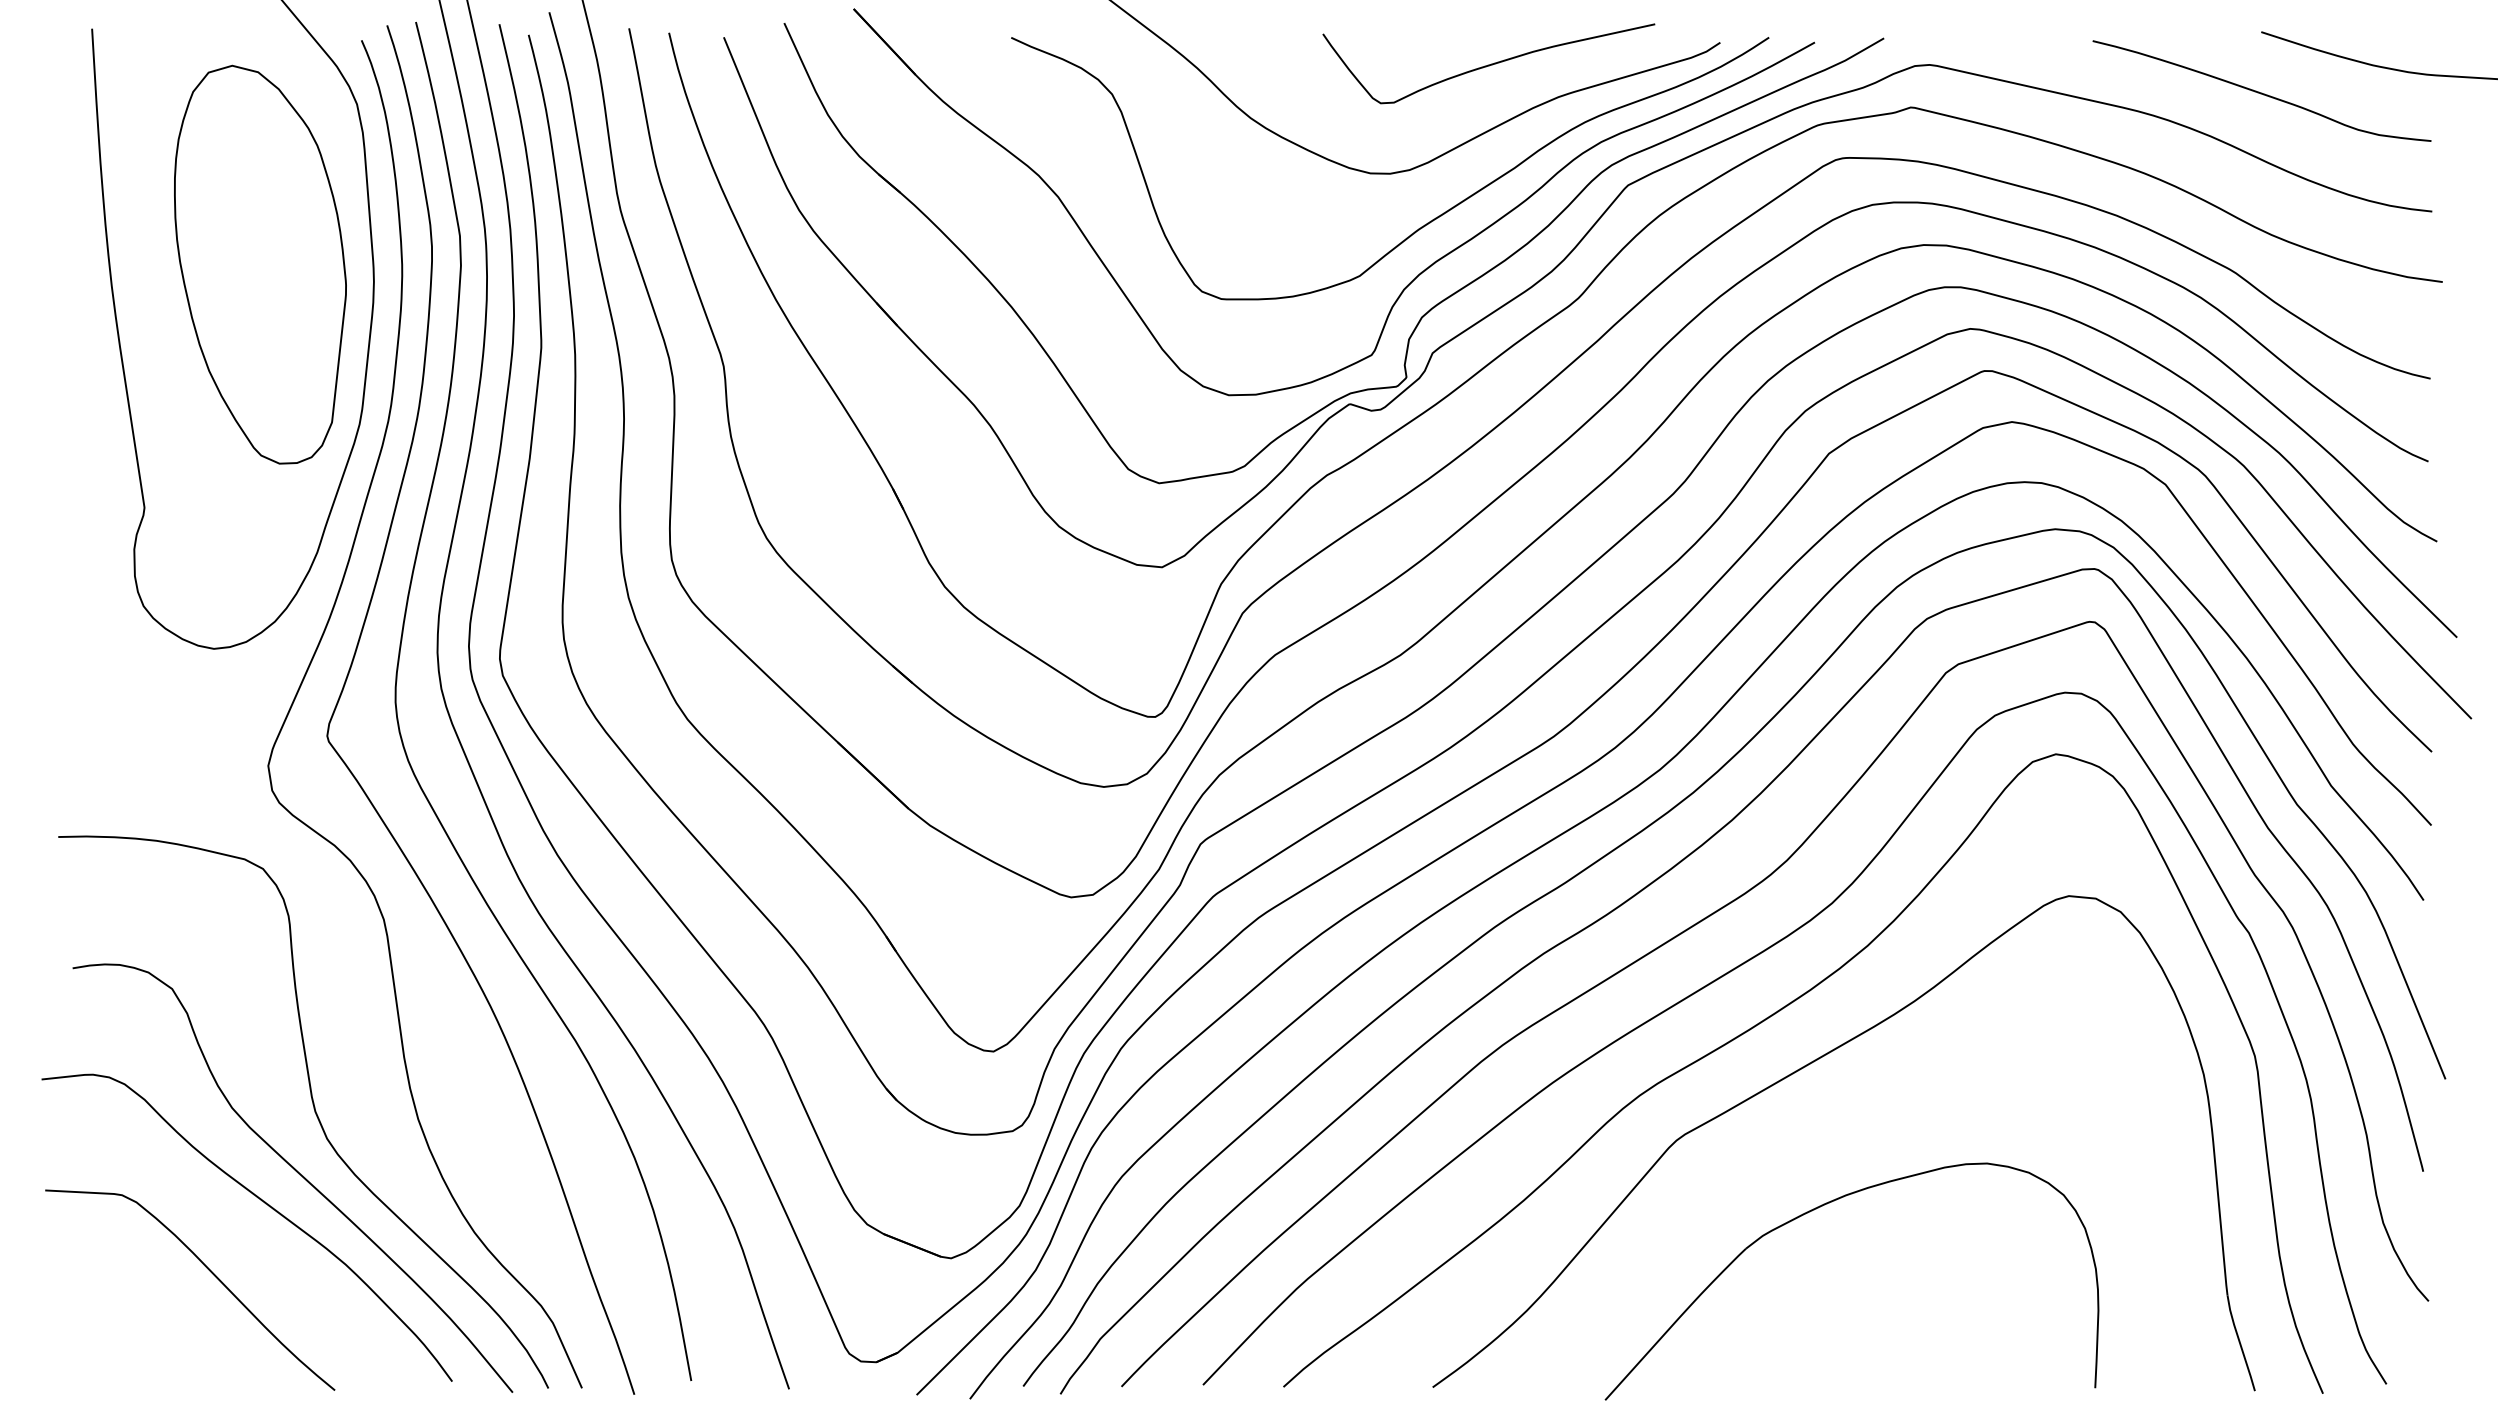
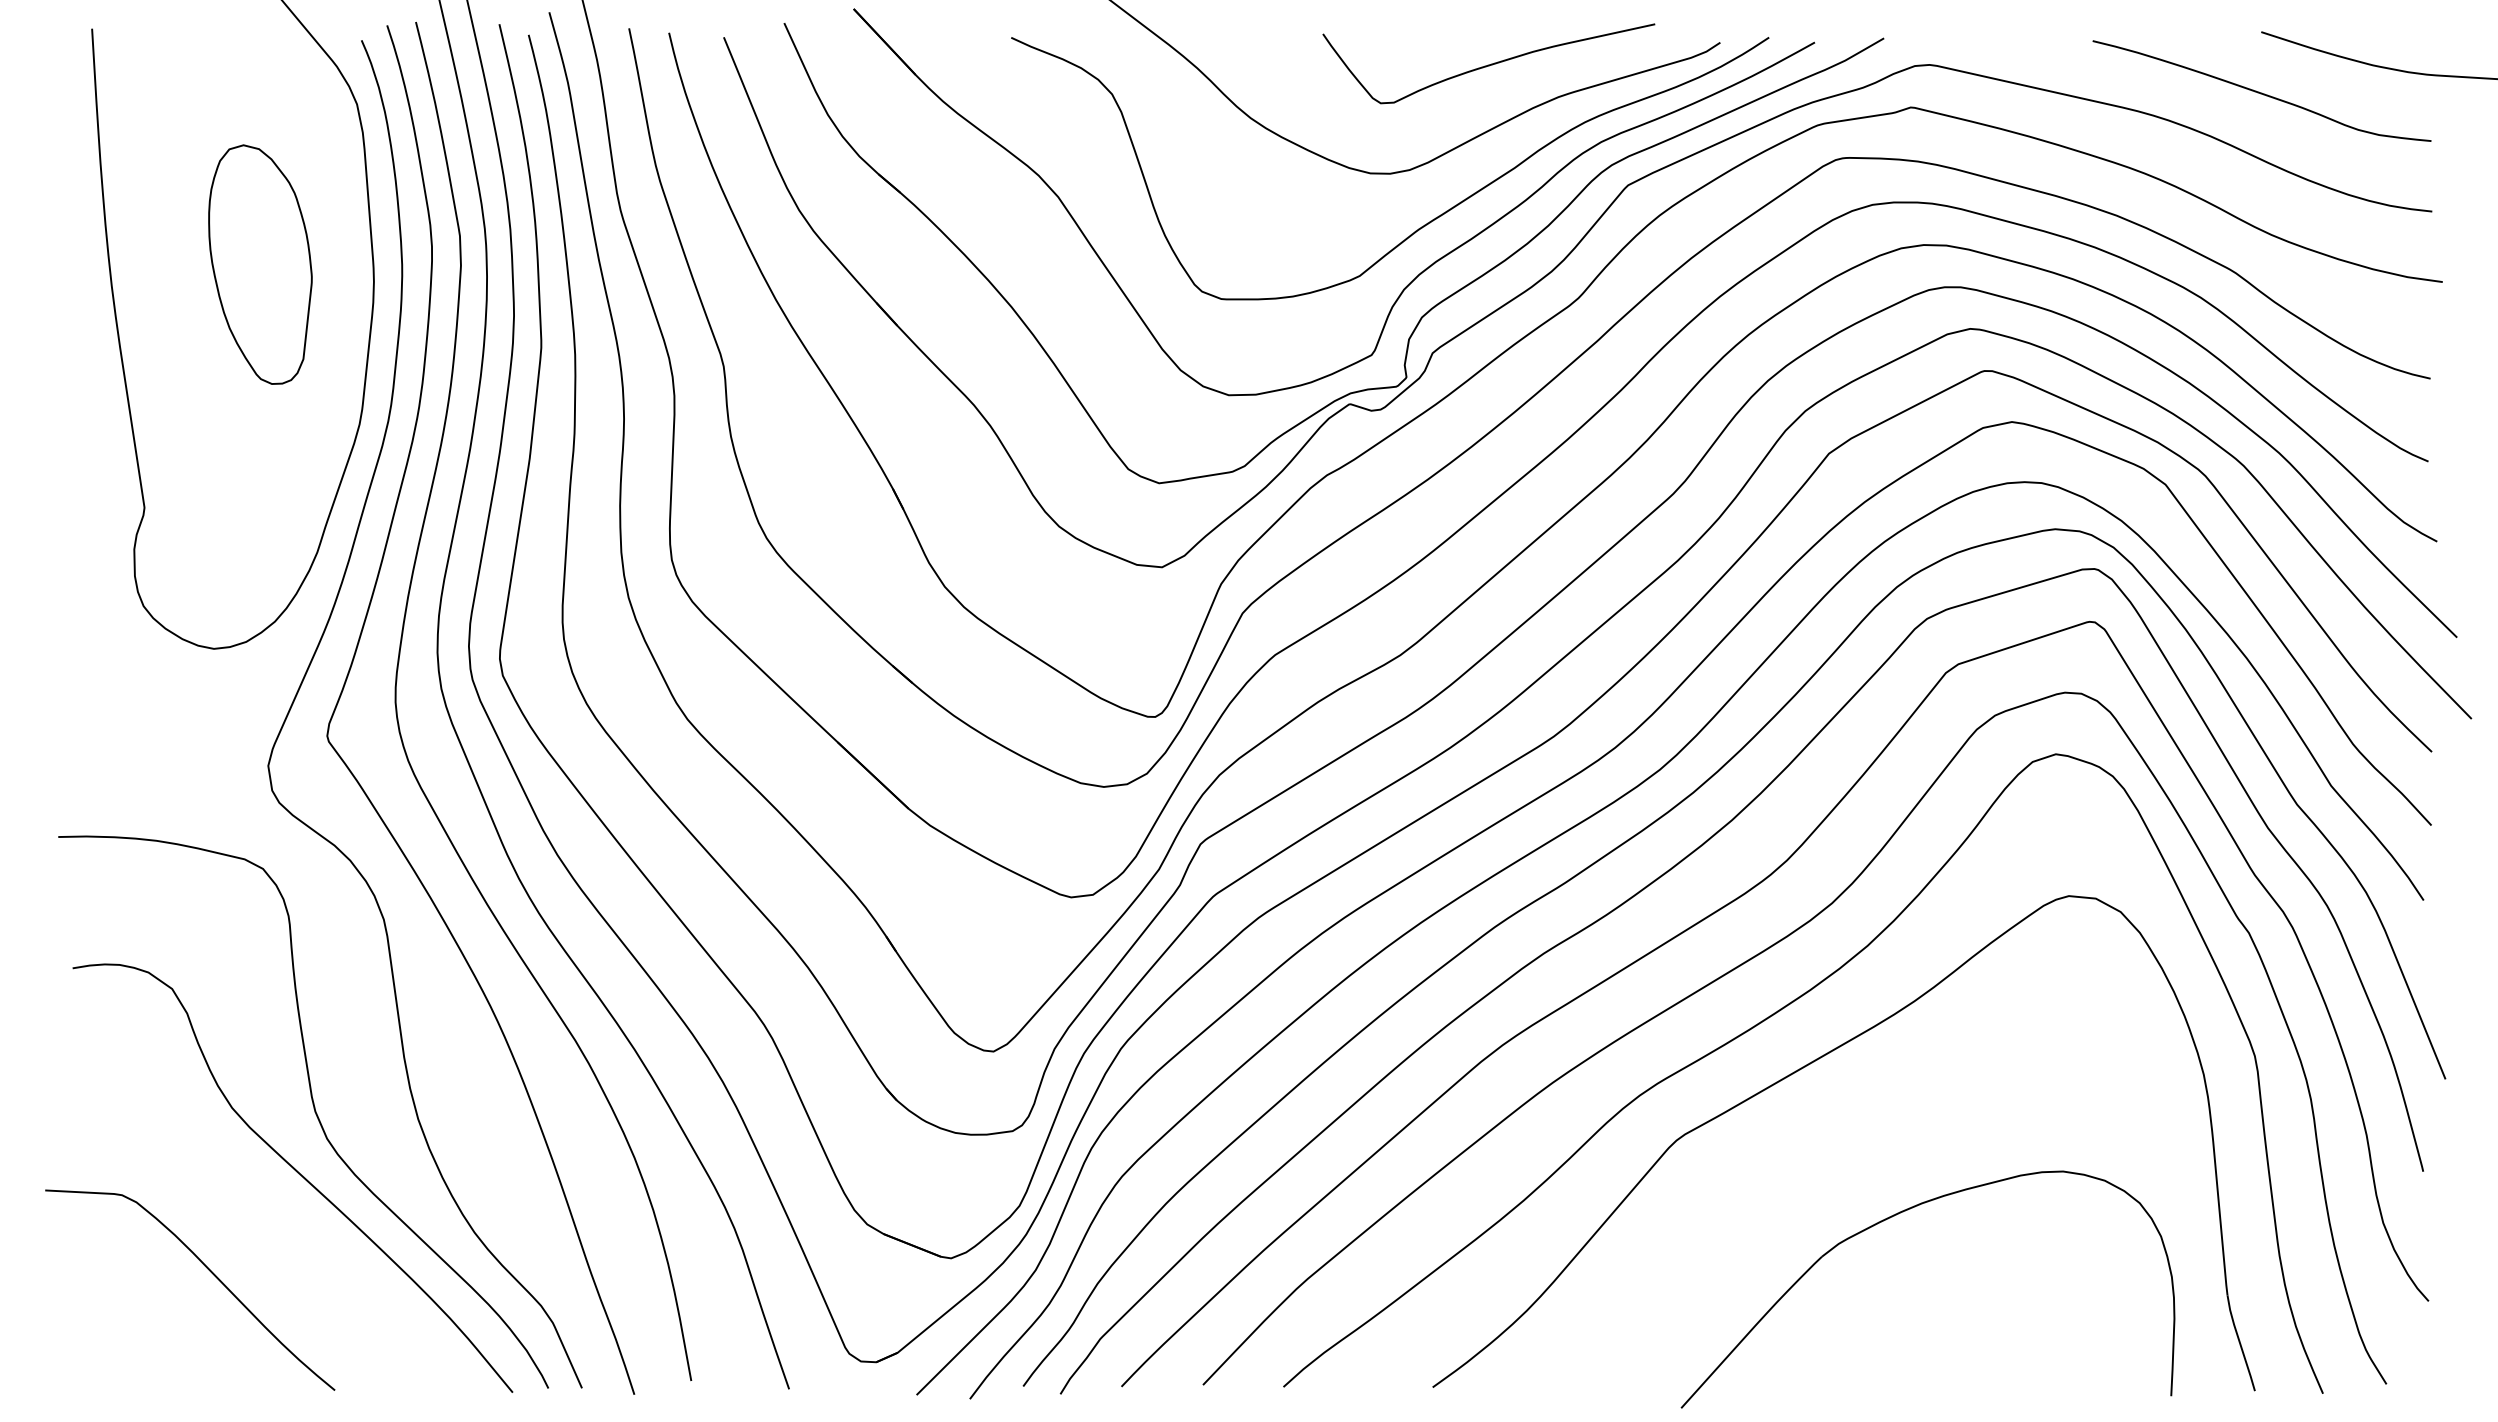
part size: 173x401 px -> 105x241 px (260, 264)
curve: present -> none (265, 1204)
part position: (1816, 1209) -> (1892, 1217) (1892, 1217)
